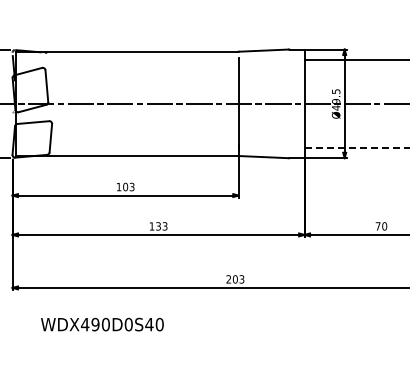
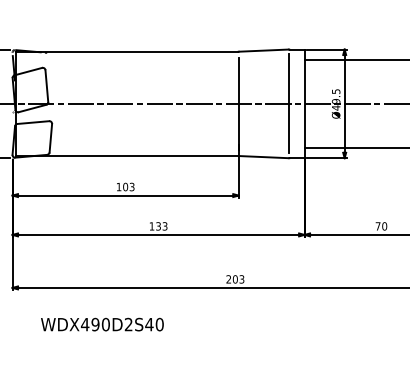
line: none -> present (289, 102)
line: dashed -> solid (357, 147)
text: WDX490D0S40 -> WDX490D2S40 (128, 324)
